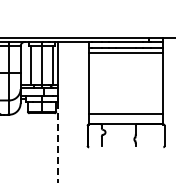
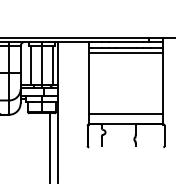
line: dashed -> solid (57, 142)
line: none -> present (50, 146)
